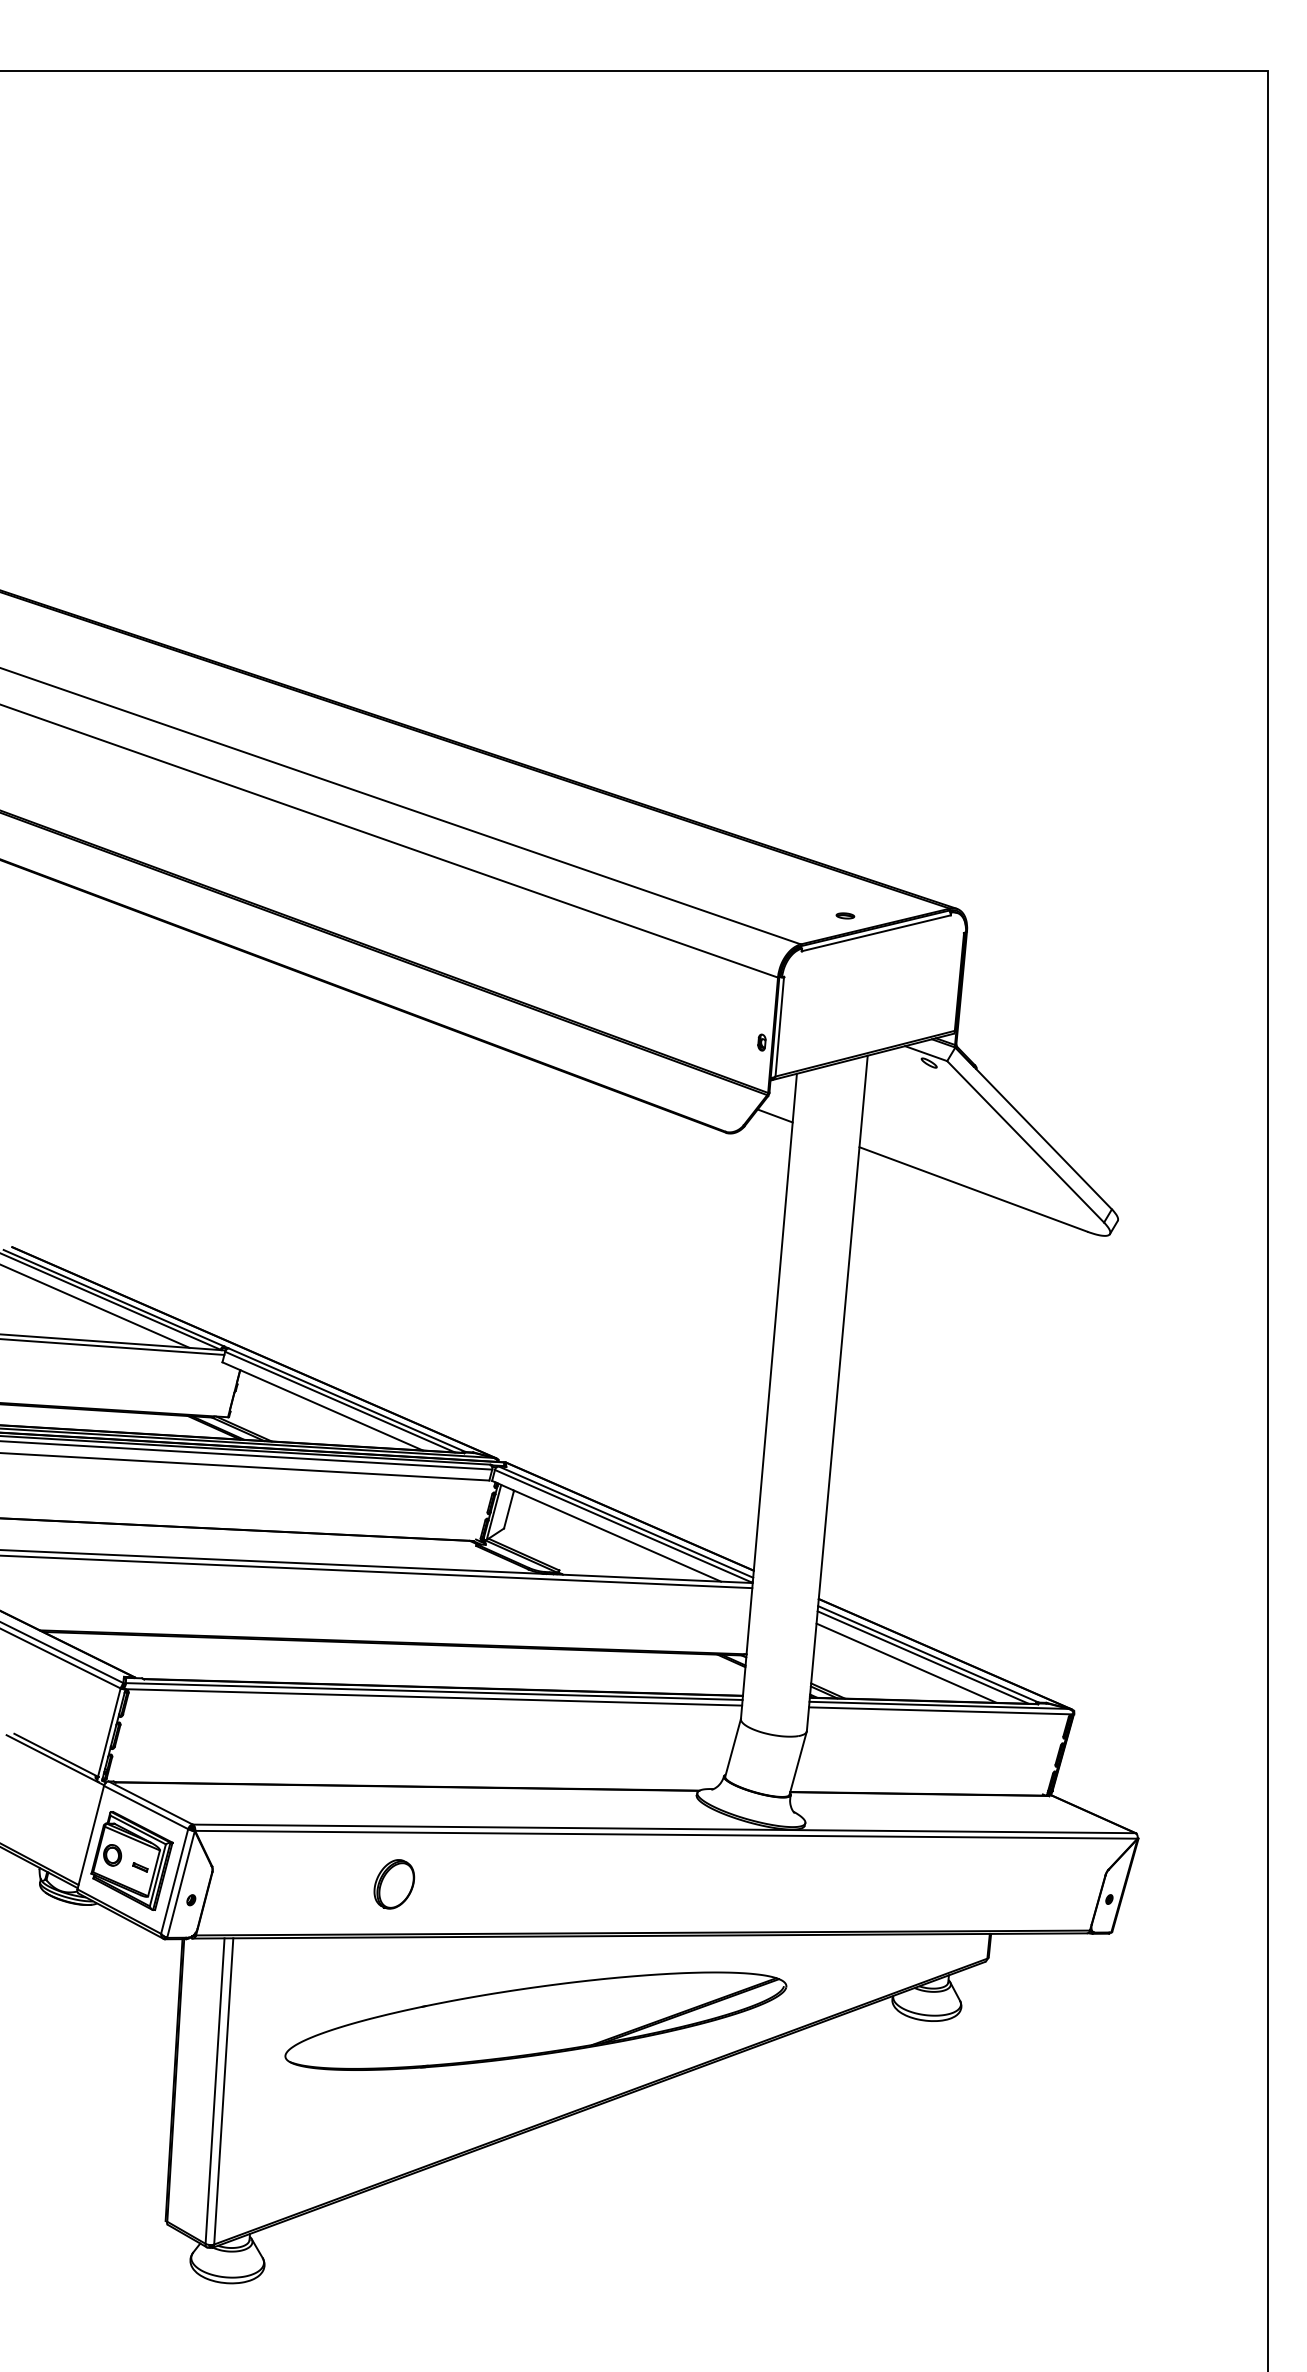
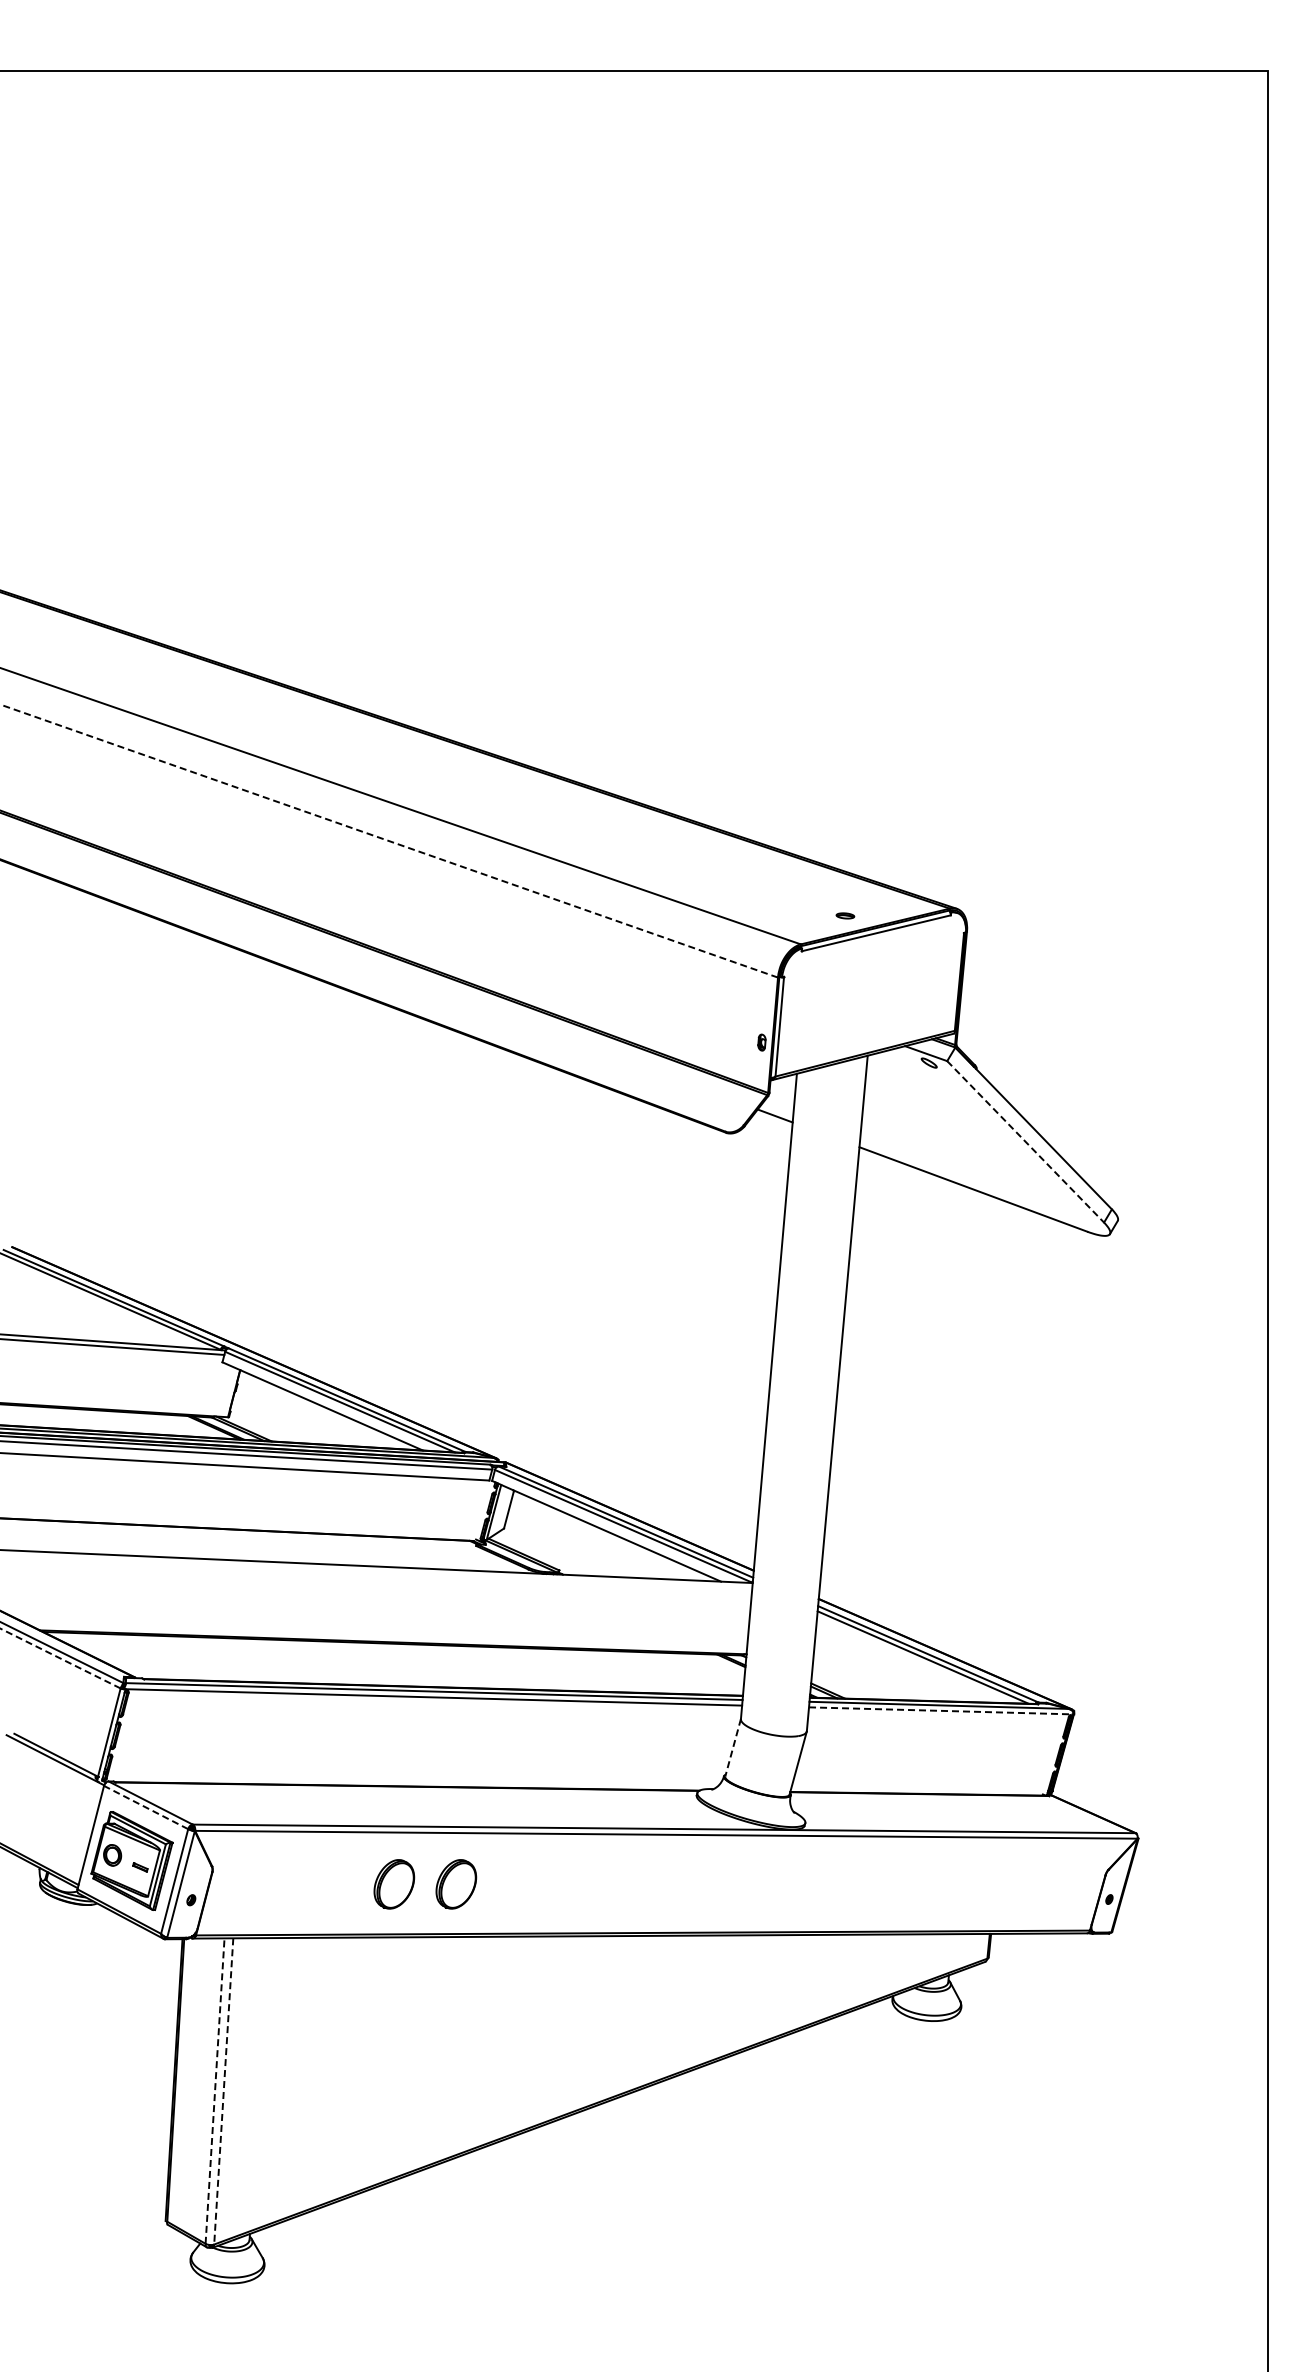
line: solid -> dashed (389, 841)
line: solid -> dashed (1025, 1141)
line: present -> none (95, 1306)
line: present -> none (377, 1571)
line: solid -> dashed (60, 1658)
line: present -> none (906, 1662)
line: solid -> dashed (940, 1710)
line: solid -> dashed (733, 1747)
line: solid -> dashed (145, 1807)
part: none -> present (456, 1884)
part: present -> none (535, 2020)
line: solid -> dashed (215, 2090)
line: solid -> dashed (223, 2091)
